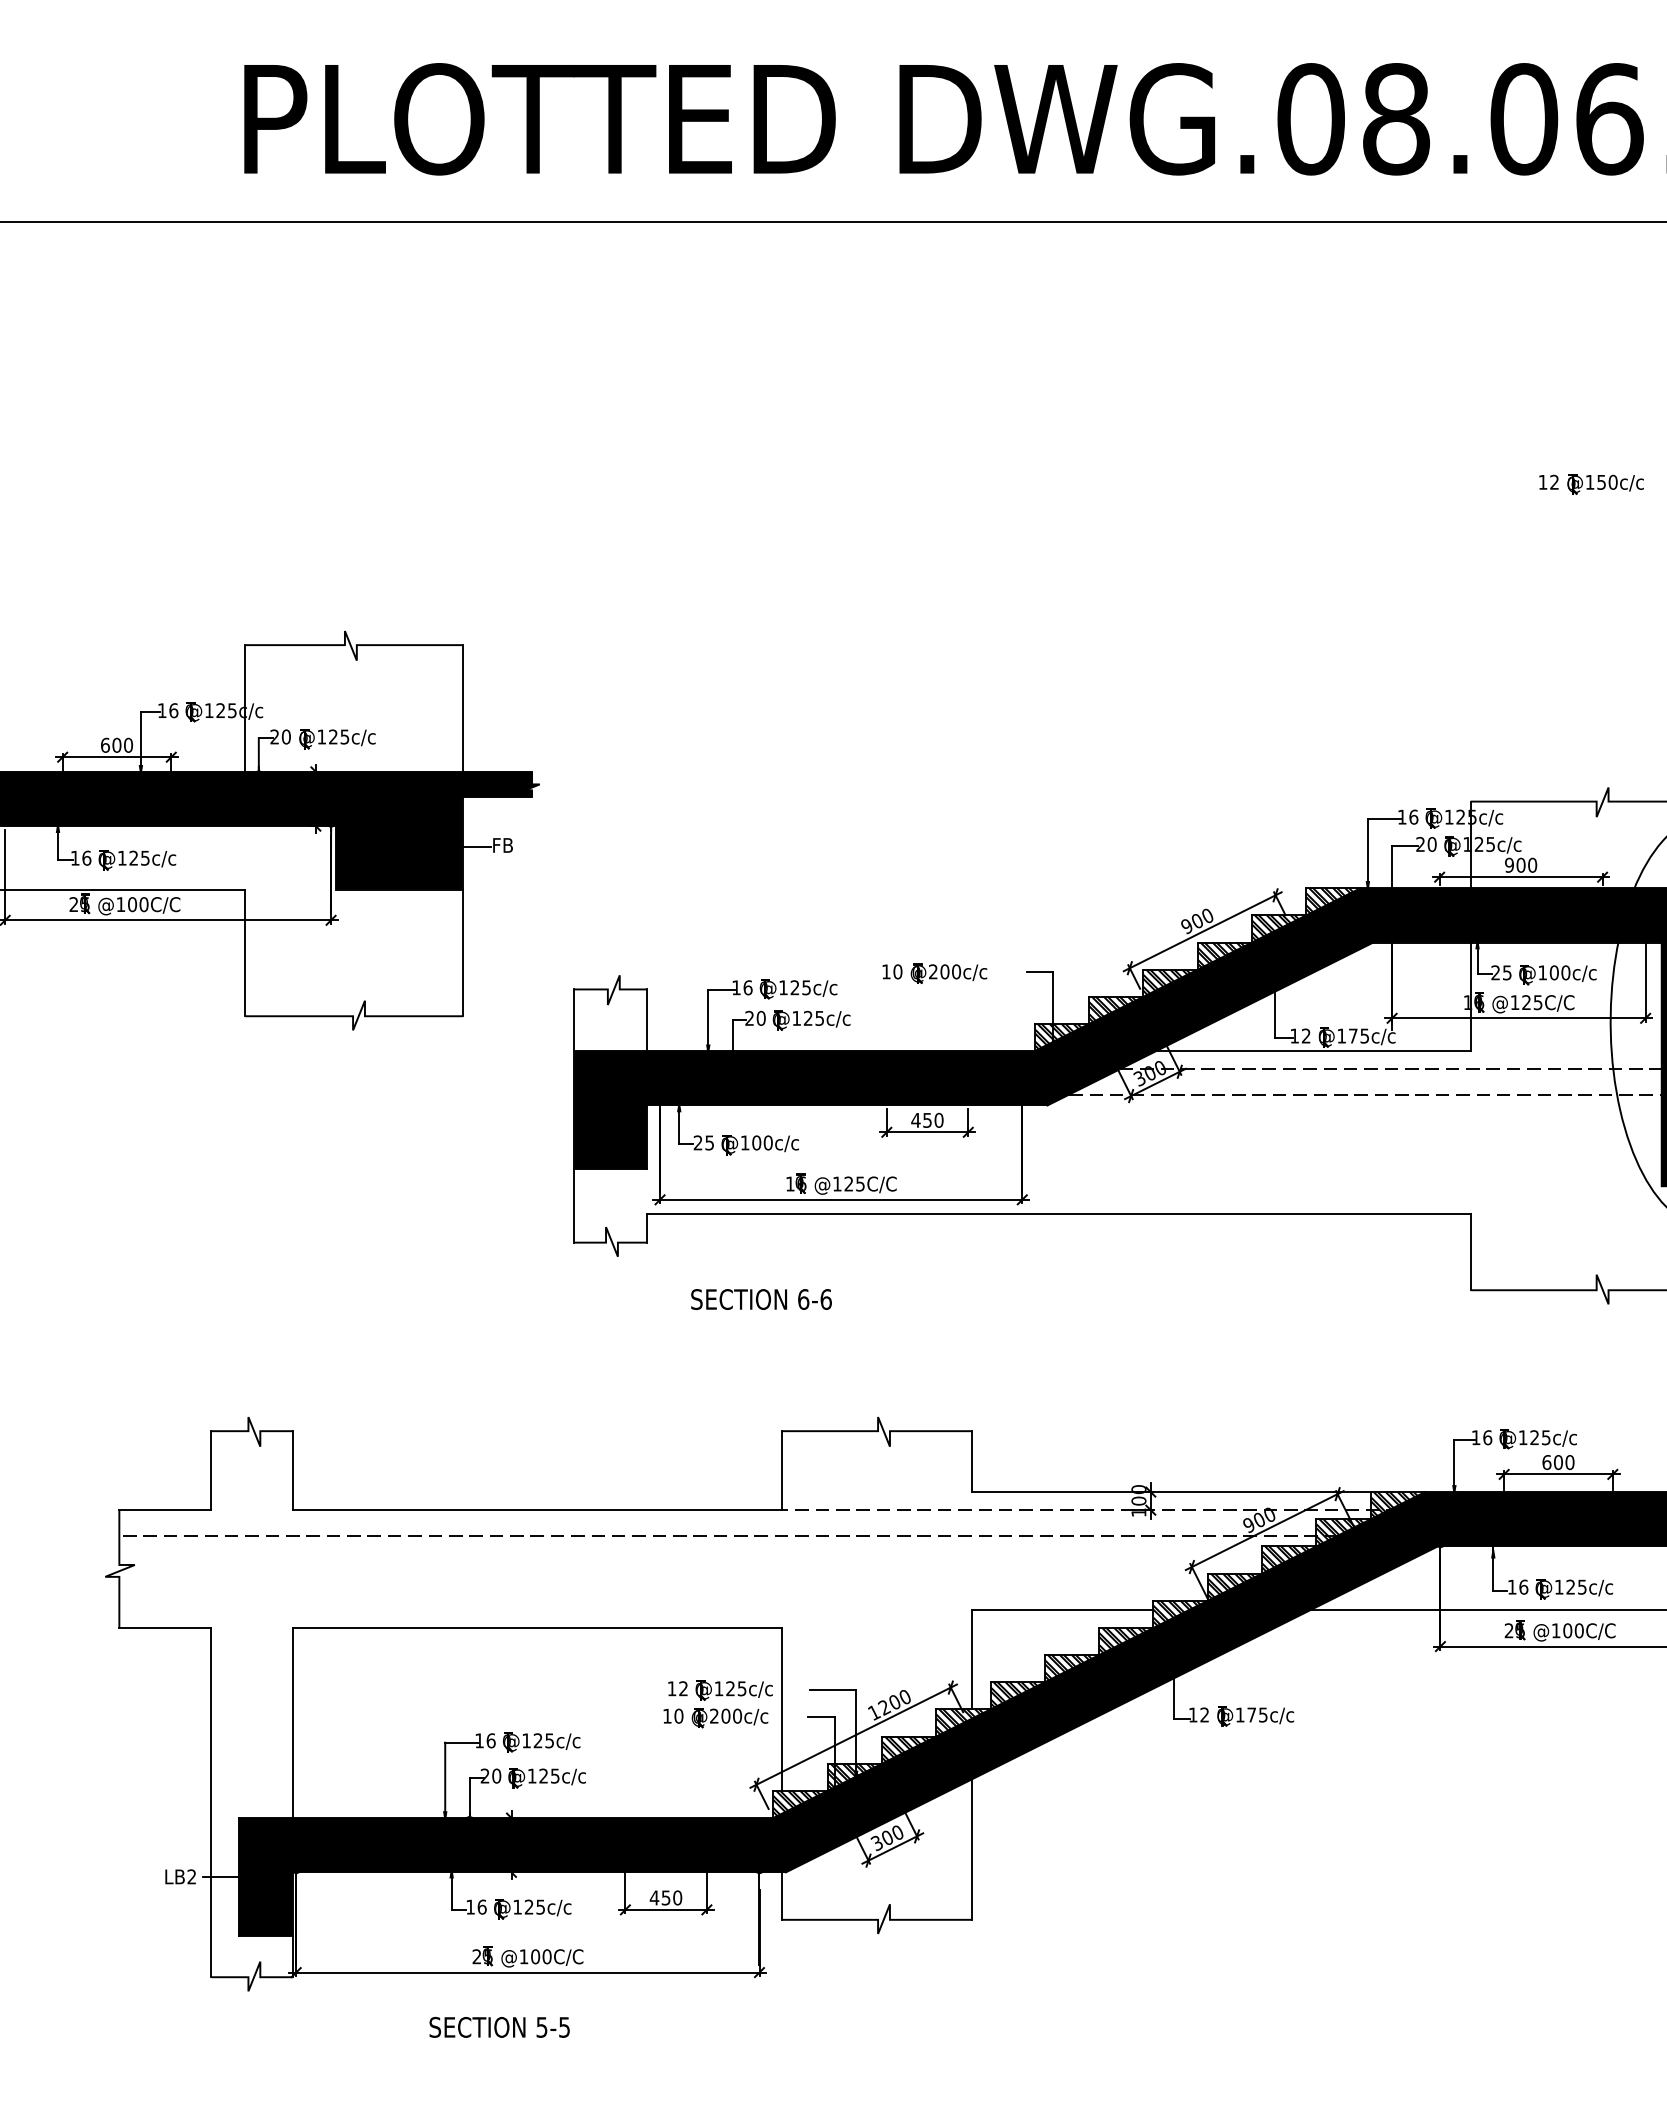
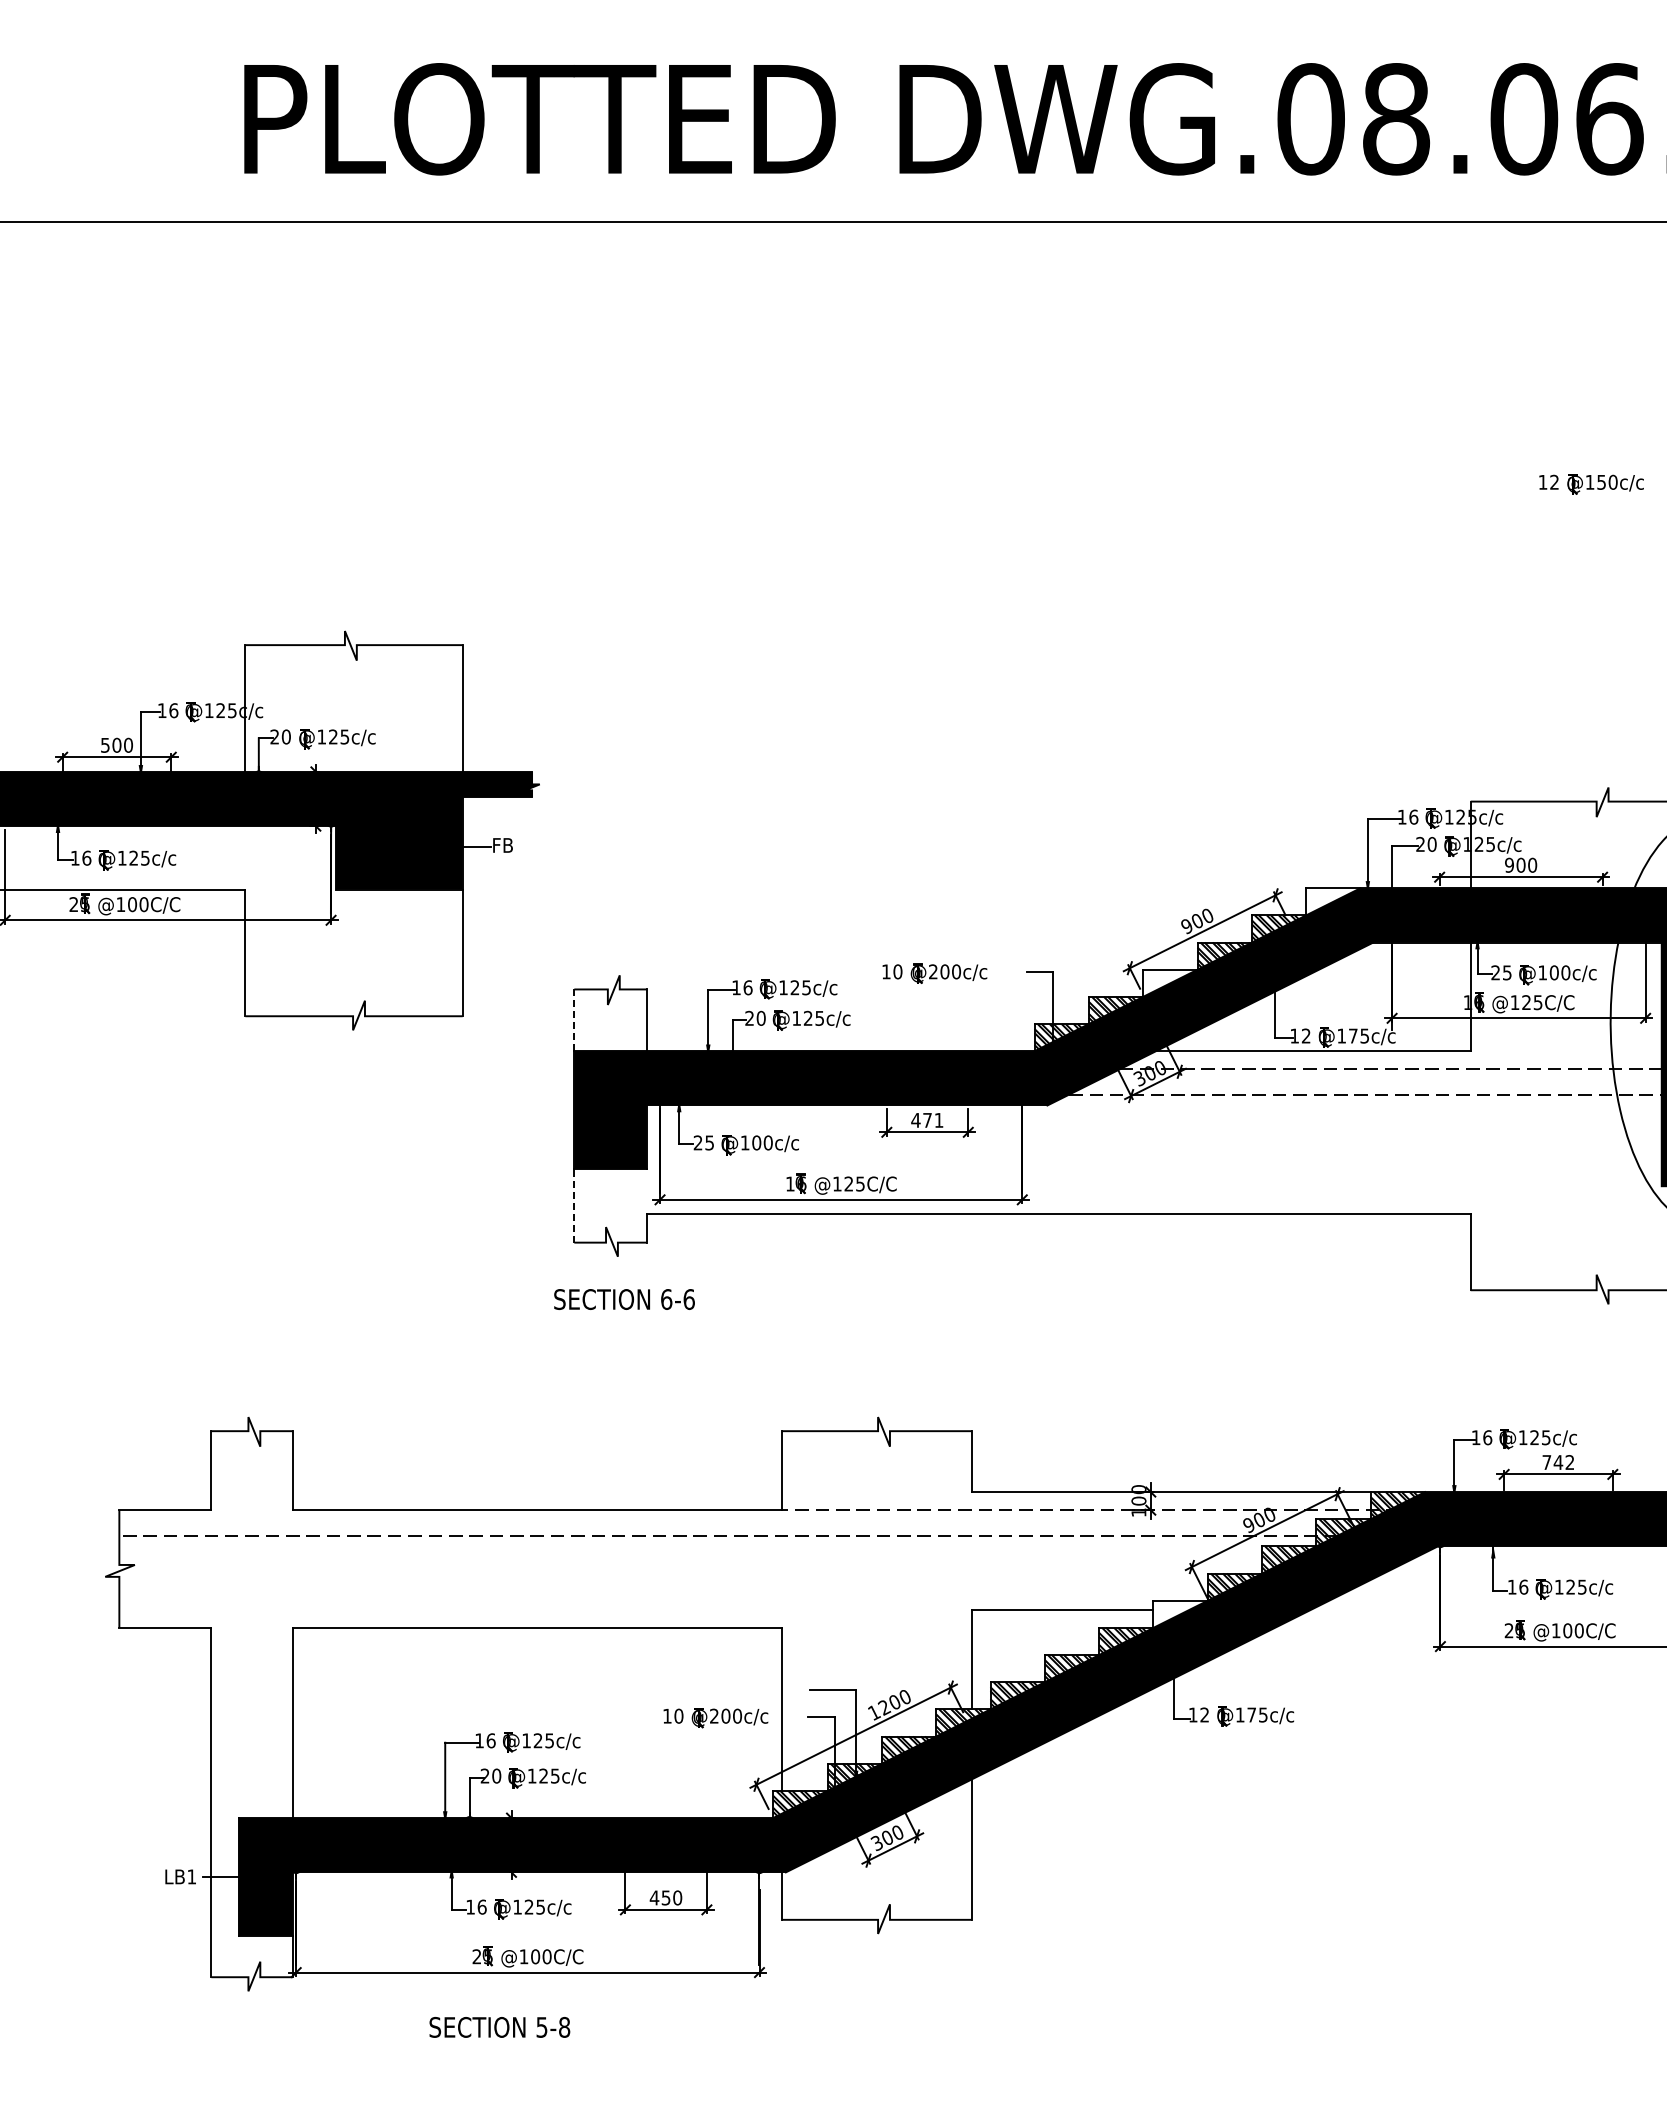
text: 600 -> 500 (105, 744)
hatch: present -> none (1332, 900)
hatch: present -> none (1169, 981)
line: solid -> dashed (574, 1020)
text: 450 -> 471 (933, 1119)
line: solid -> dashed (574, 1205)
text position: (761, 1299) -> (624, 1299) (624, 1299)
text: 600 -> 742 (1558, 1462)
line: present -> none (1487, 1609)
hatch: present -> none (1179, 1612)
part: present -> none (720, 1690)
text: LB2 -> LB1 (191, 1876)
text: 5-5 -> 5-8 (564, 2026)
